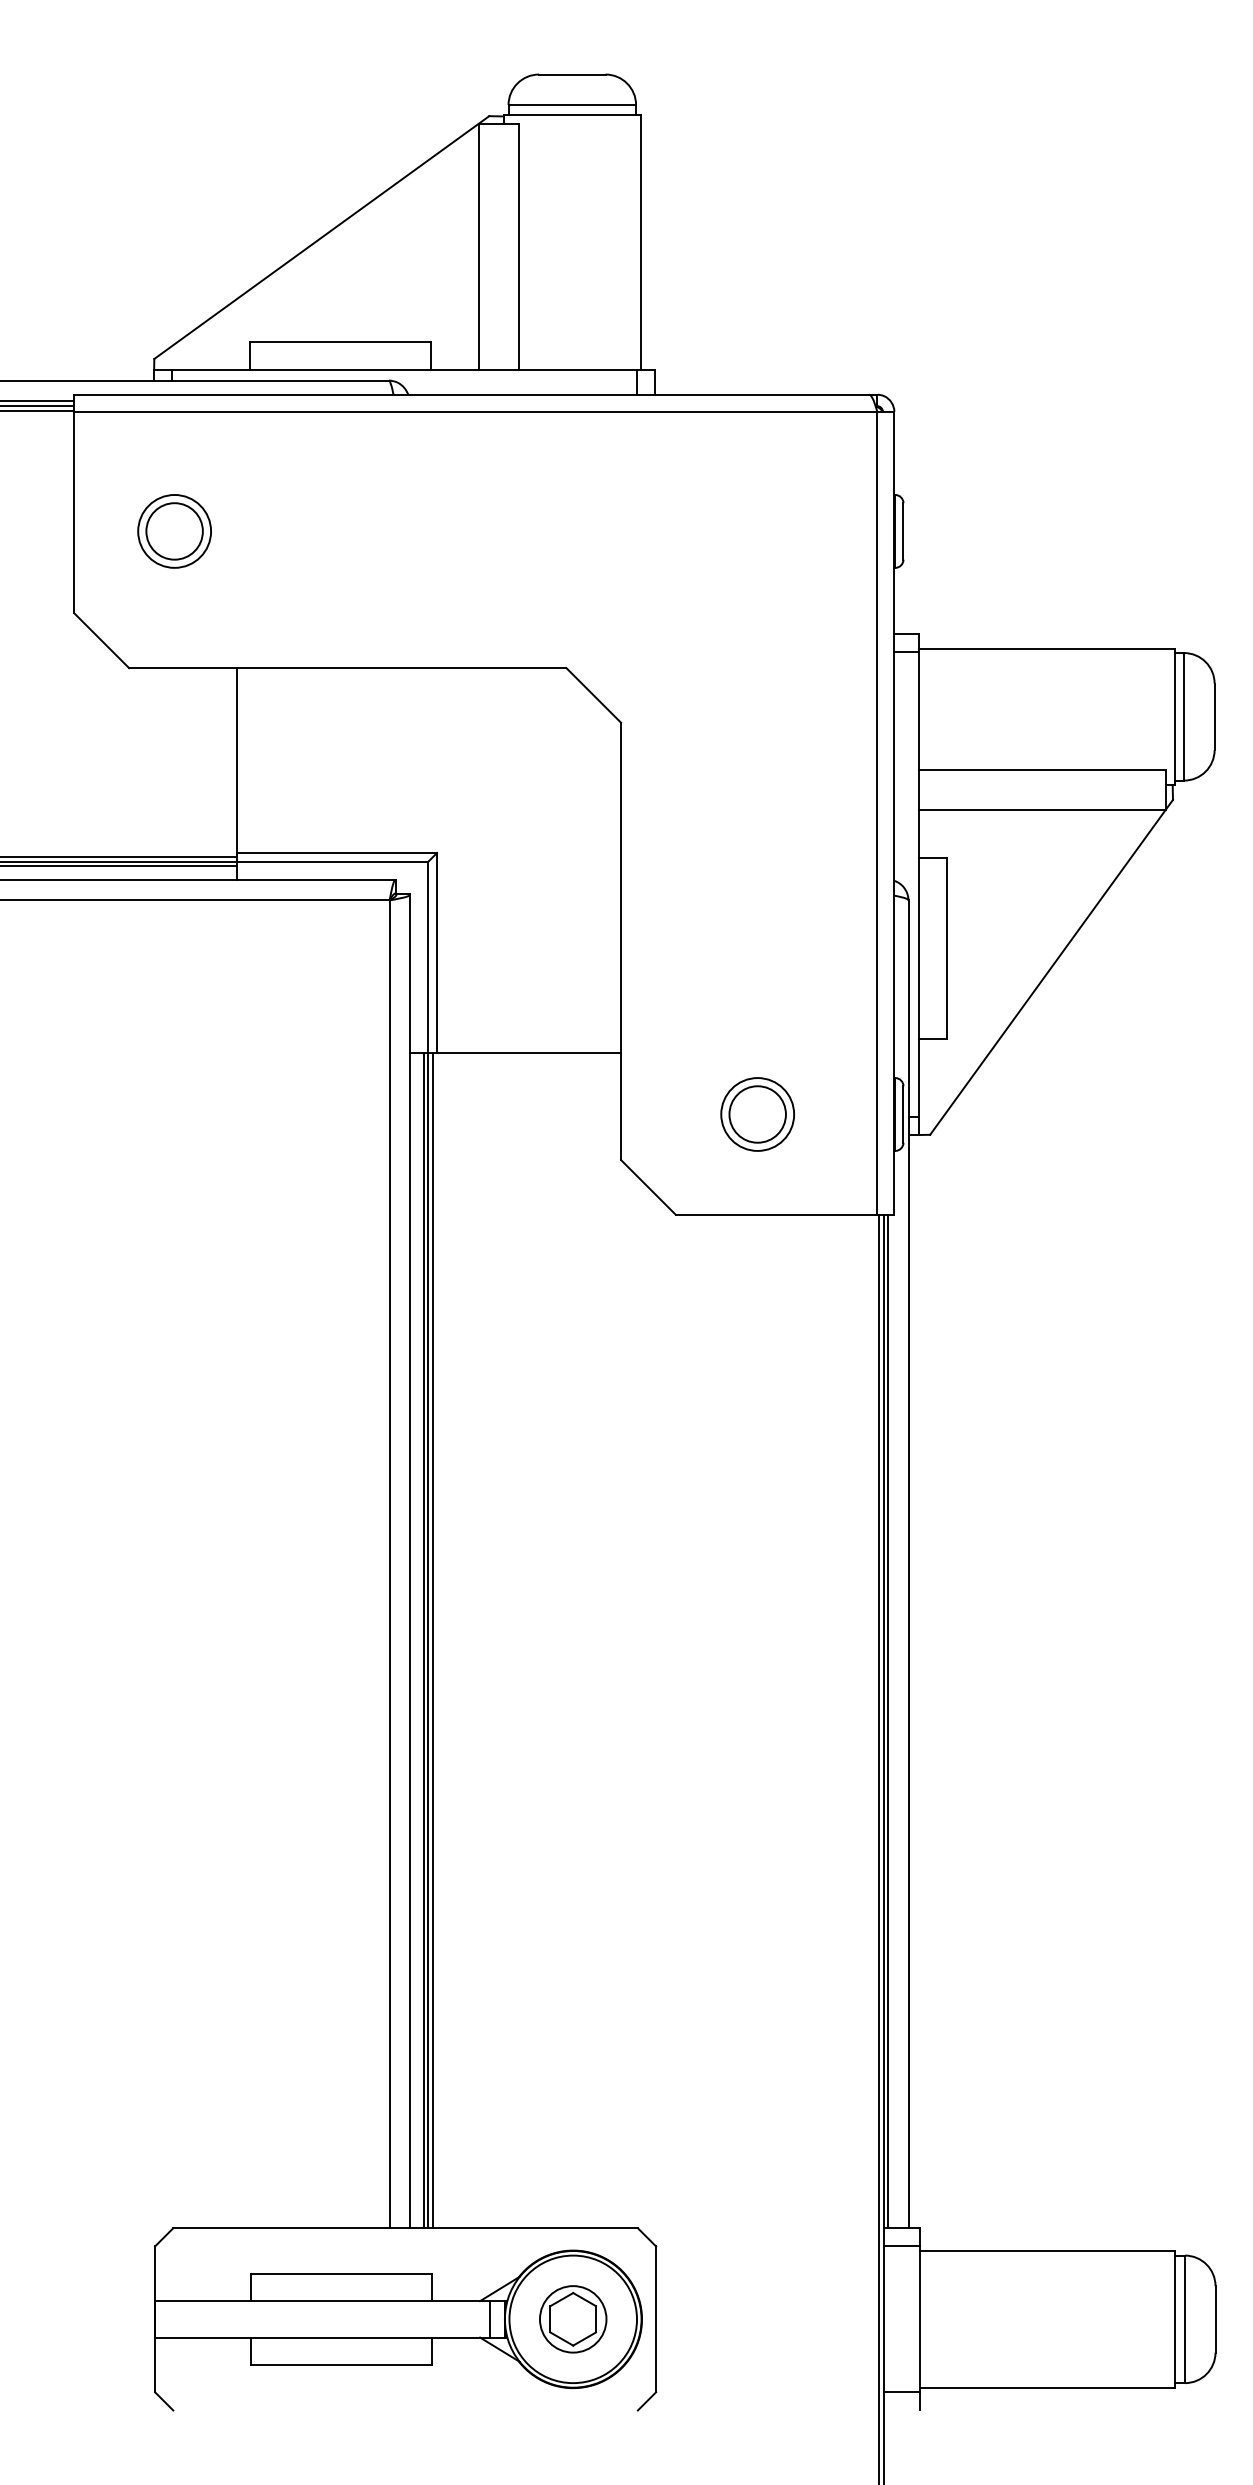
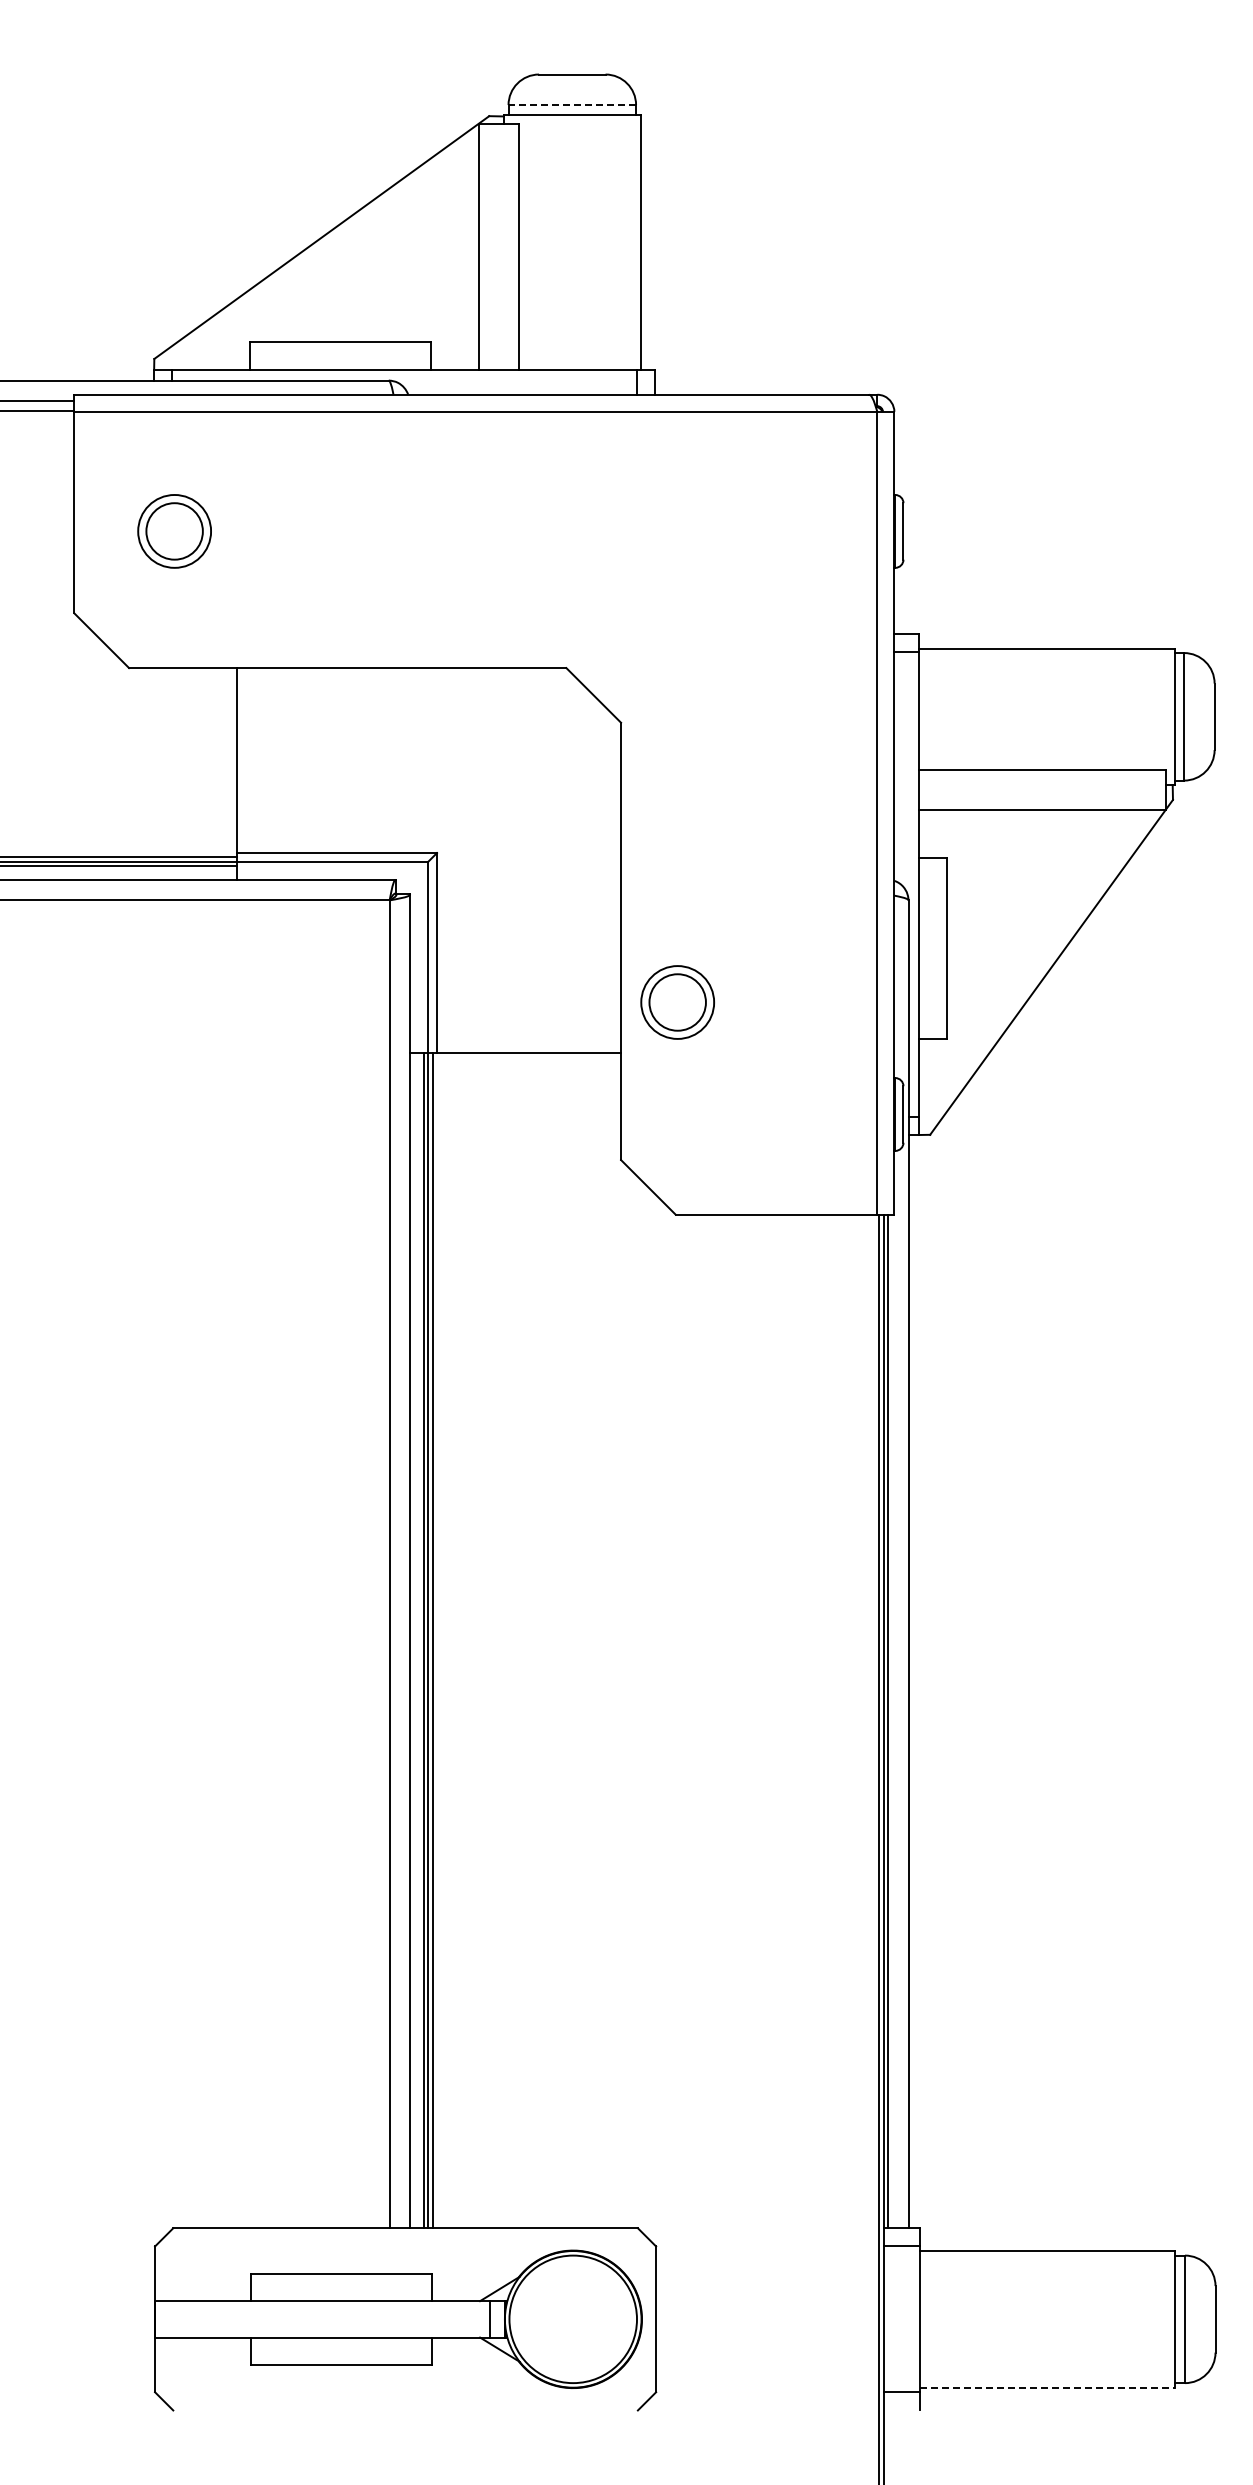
line: solid -> dashed (572, 105)
line: present -> none (38, 406)
part position: (757, 1114) -> (677, 1002) (677, 1002)
part: present -> none (573, 2319)
line: solid -> dashed (1047, 2387)
